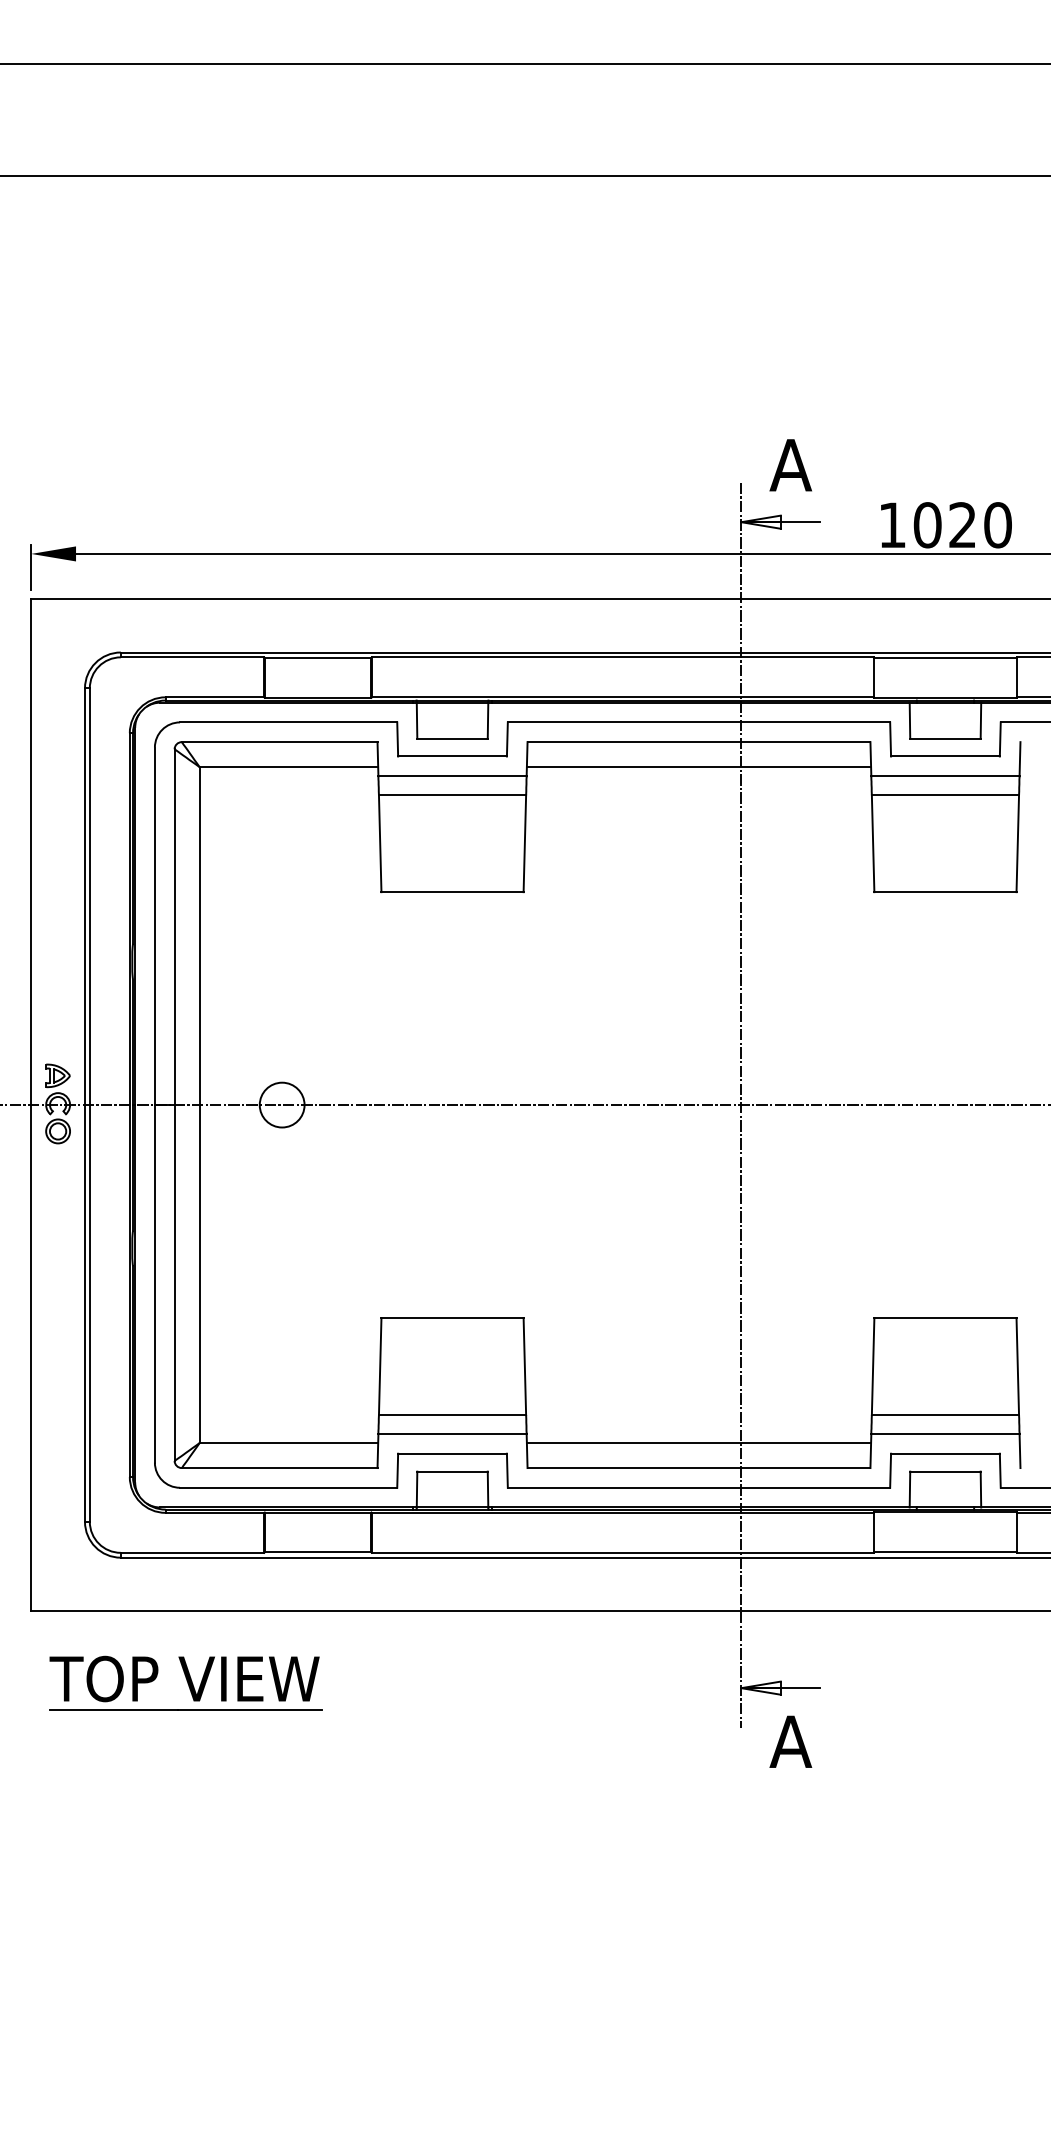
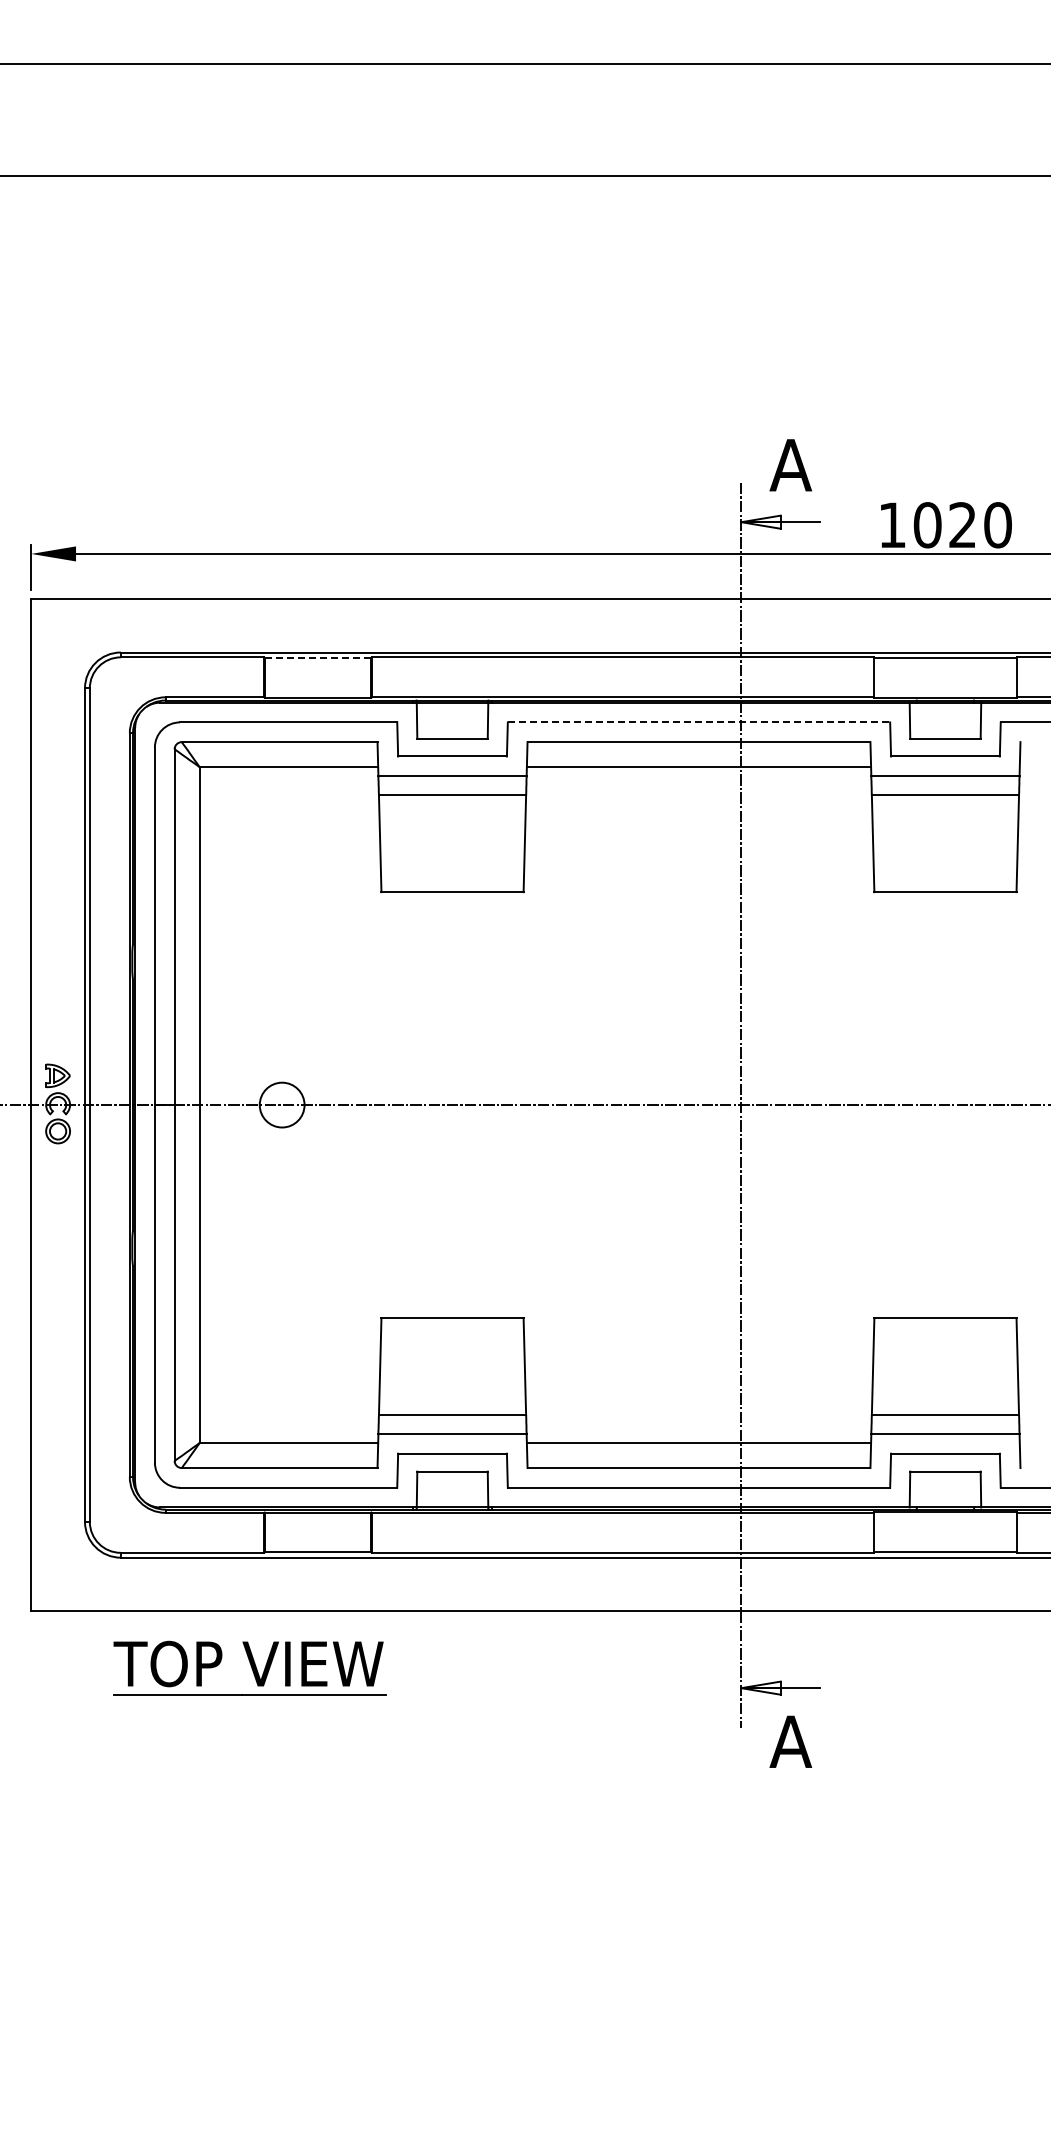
line: solid -> dashed (317, 657)
line: solid -> dashed (699, 722)
part position: (185, 1682) -> (249, 1667) (249, 1667)
